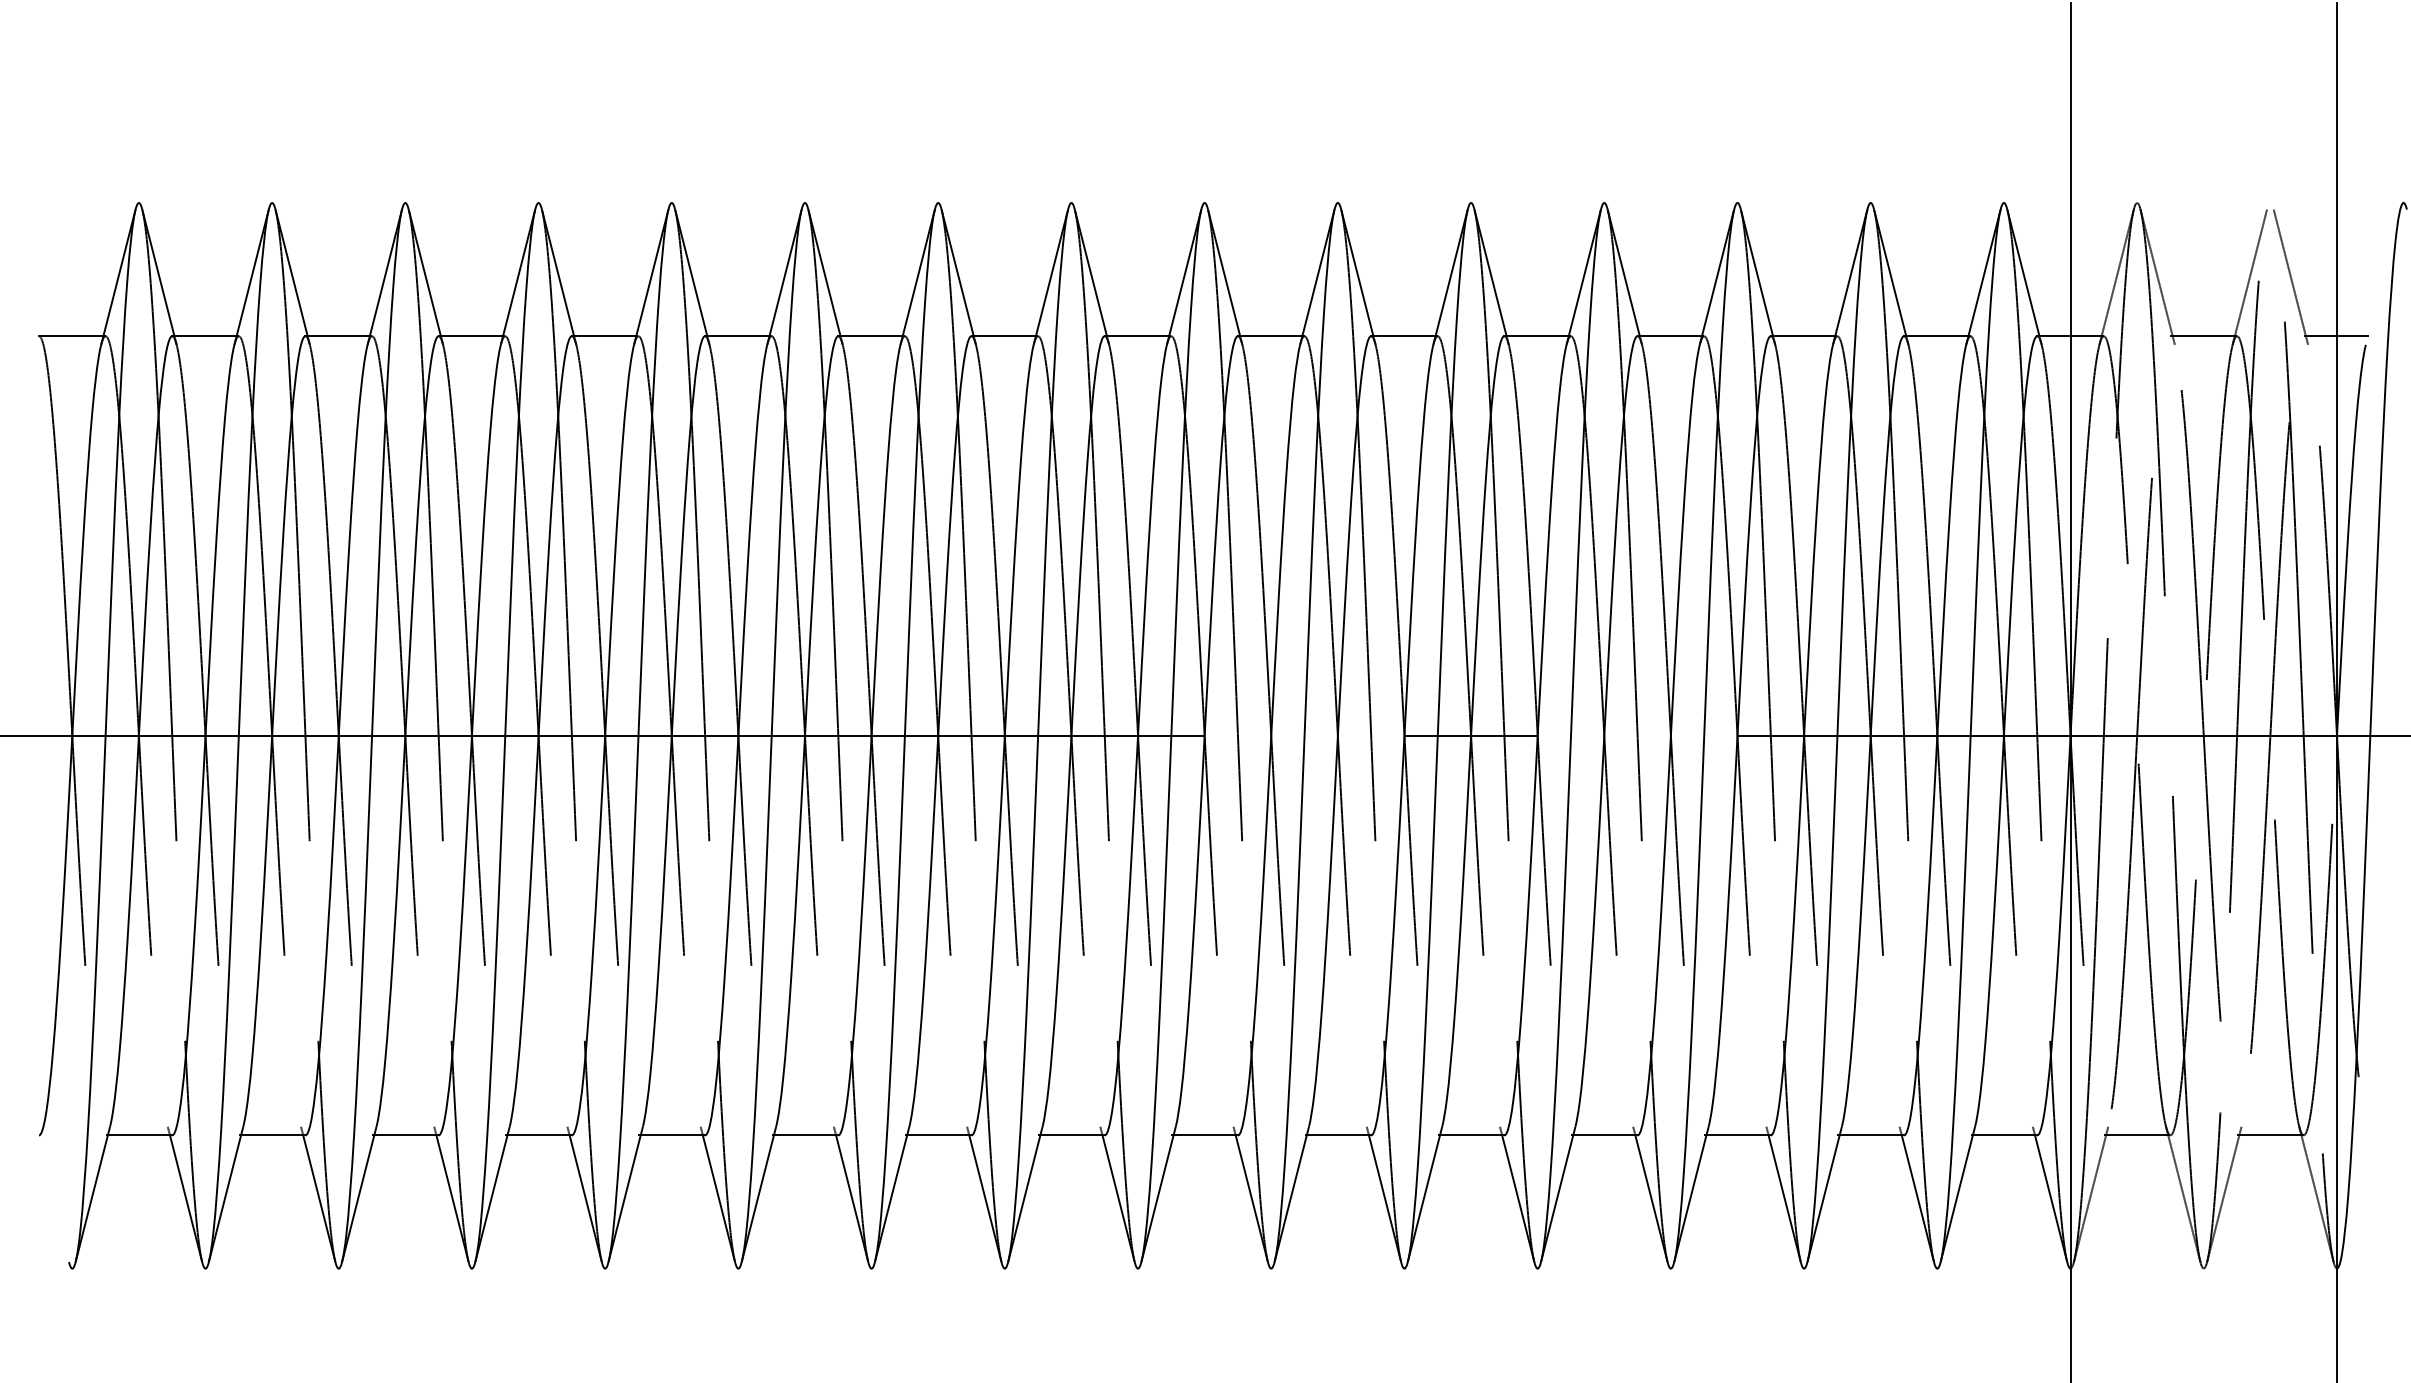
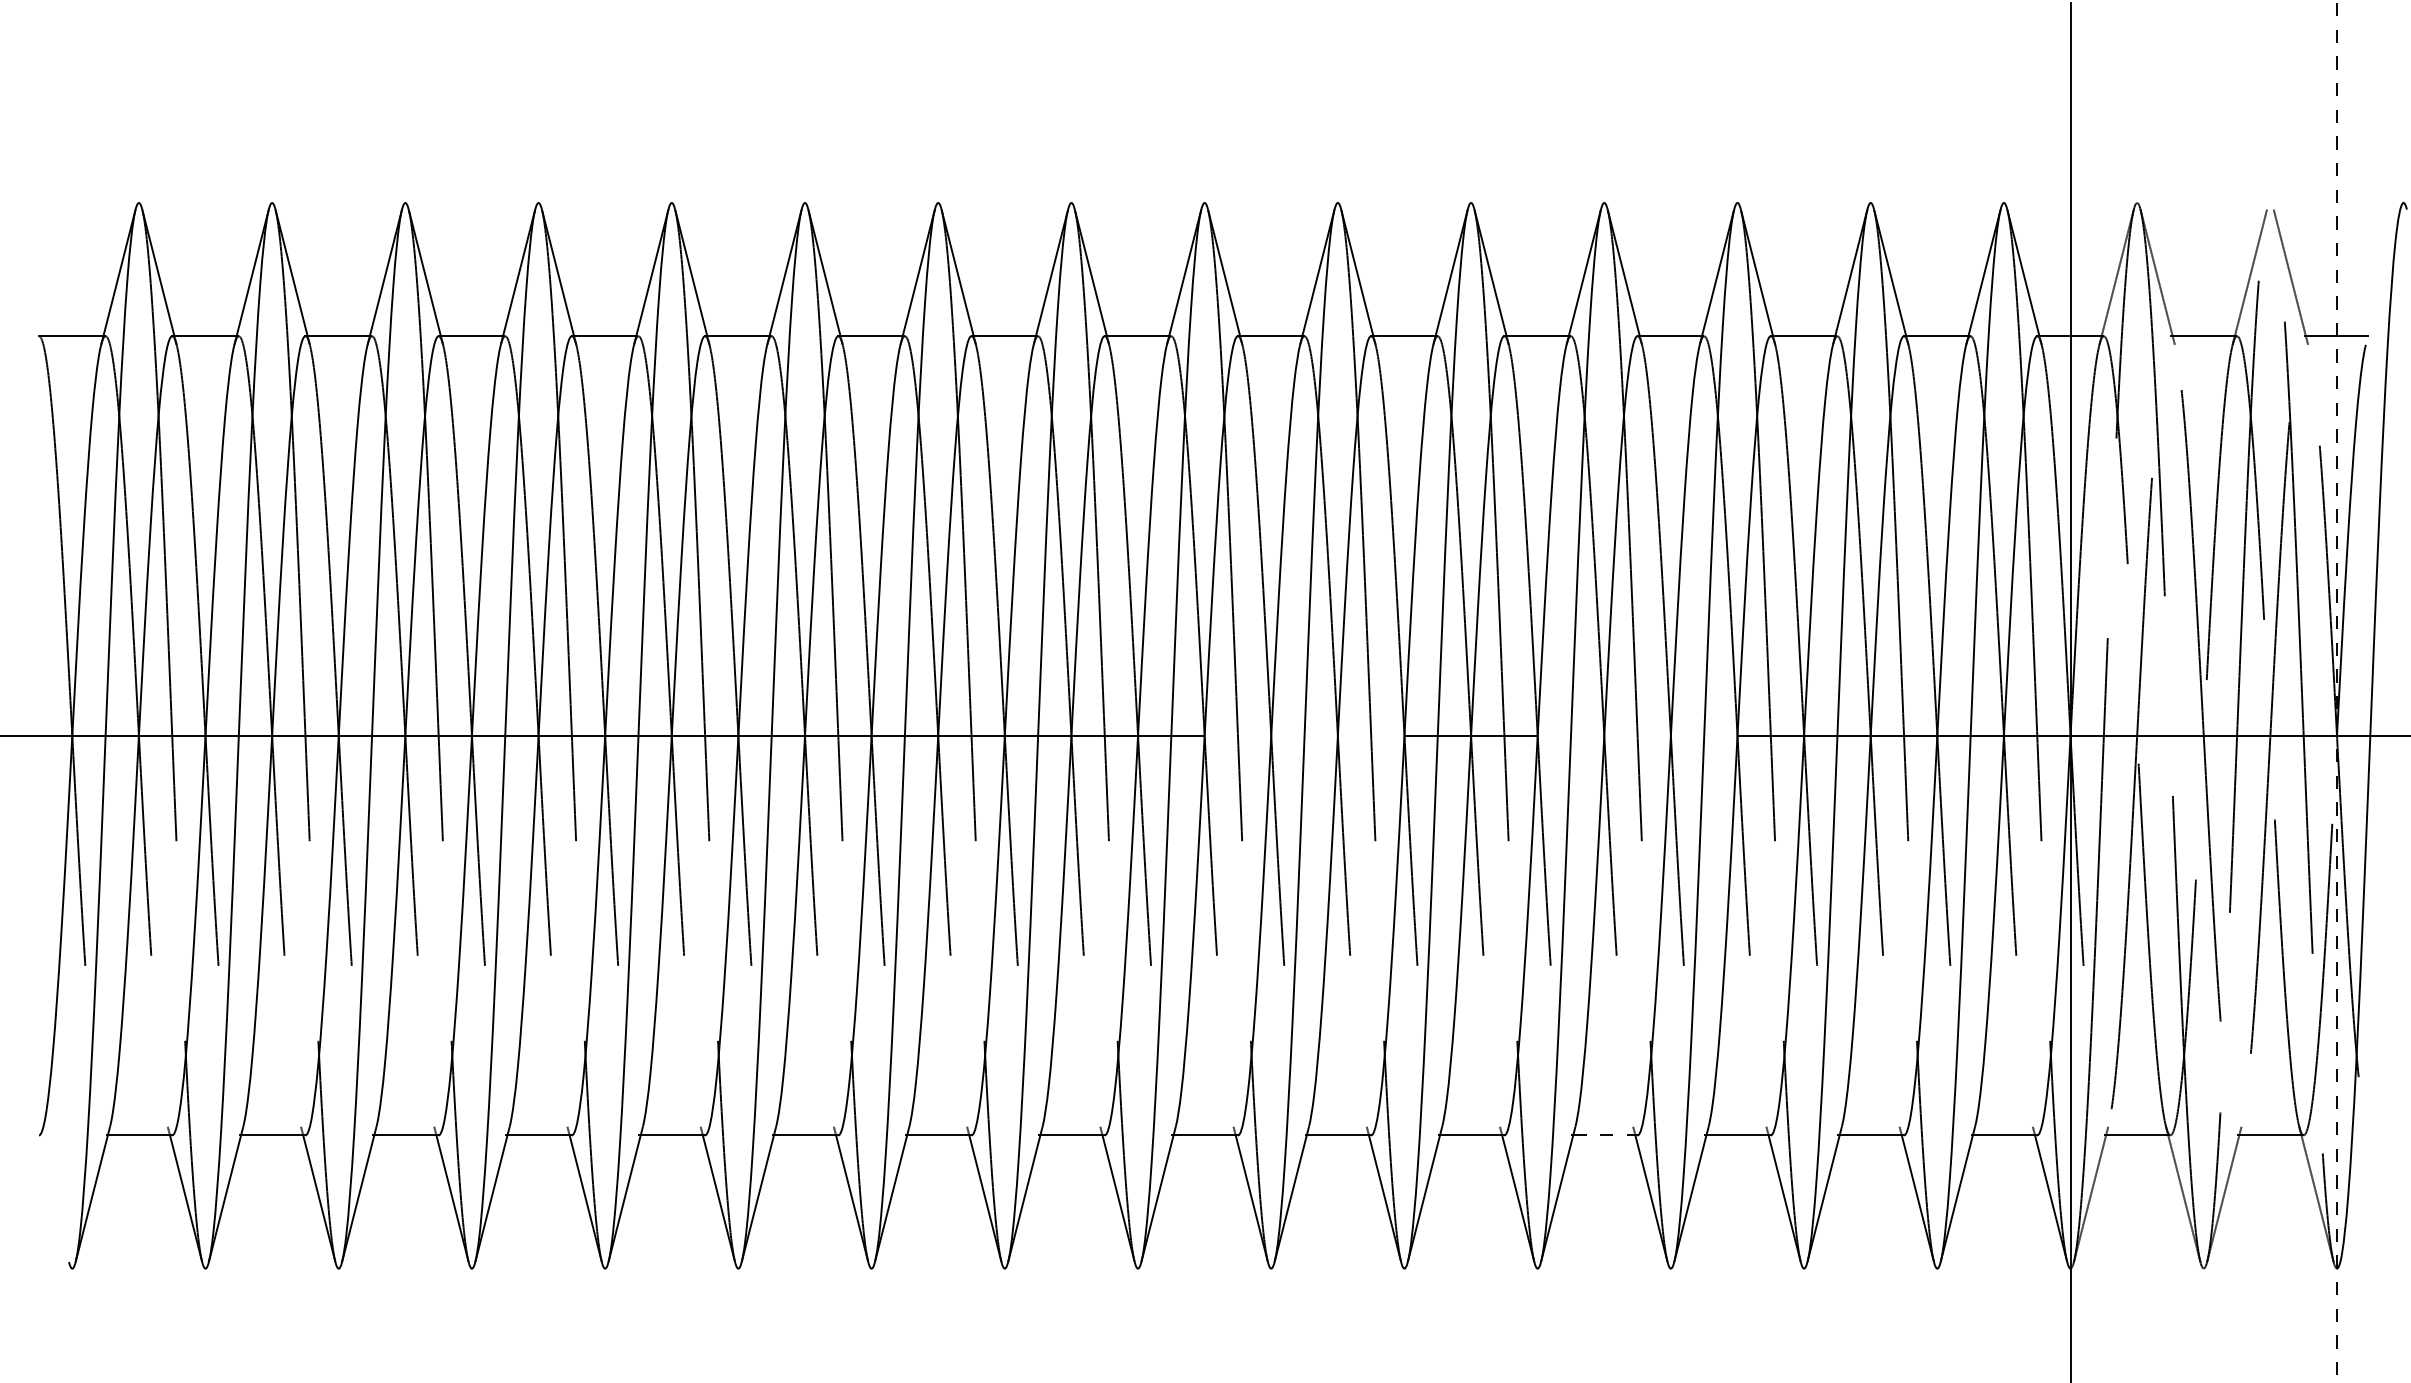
line: solid -> dashed (2336, 693)
line: solid -> dashed (1605, 1135)
